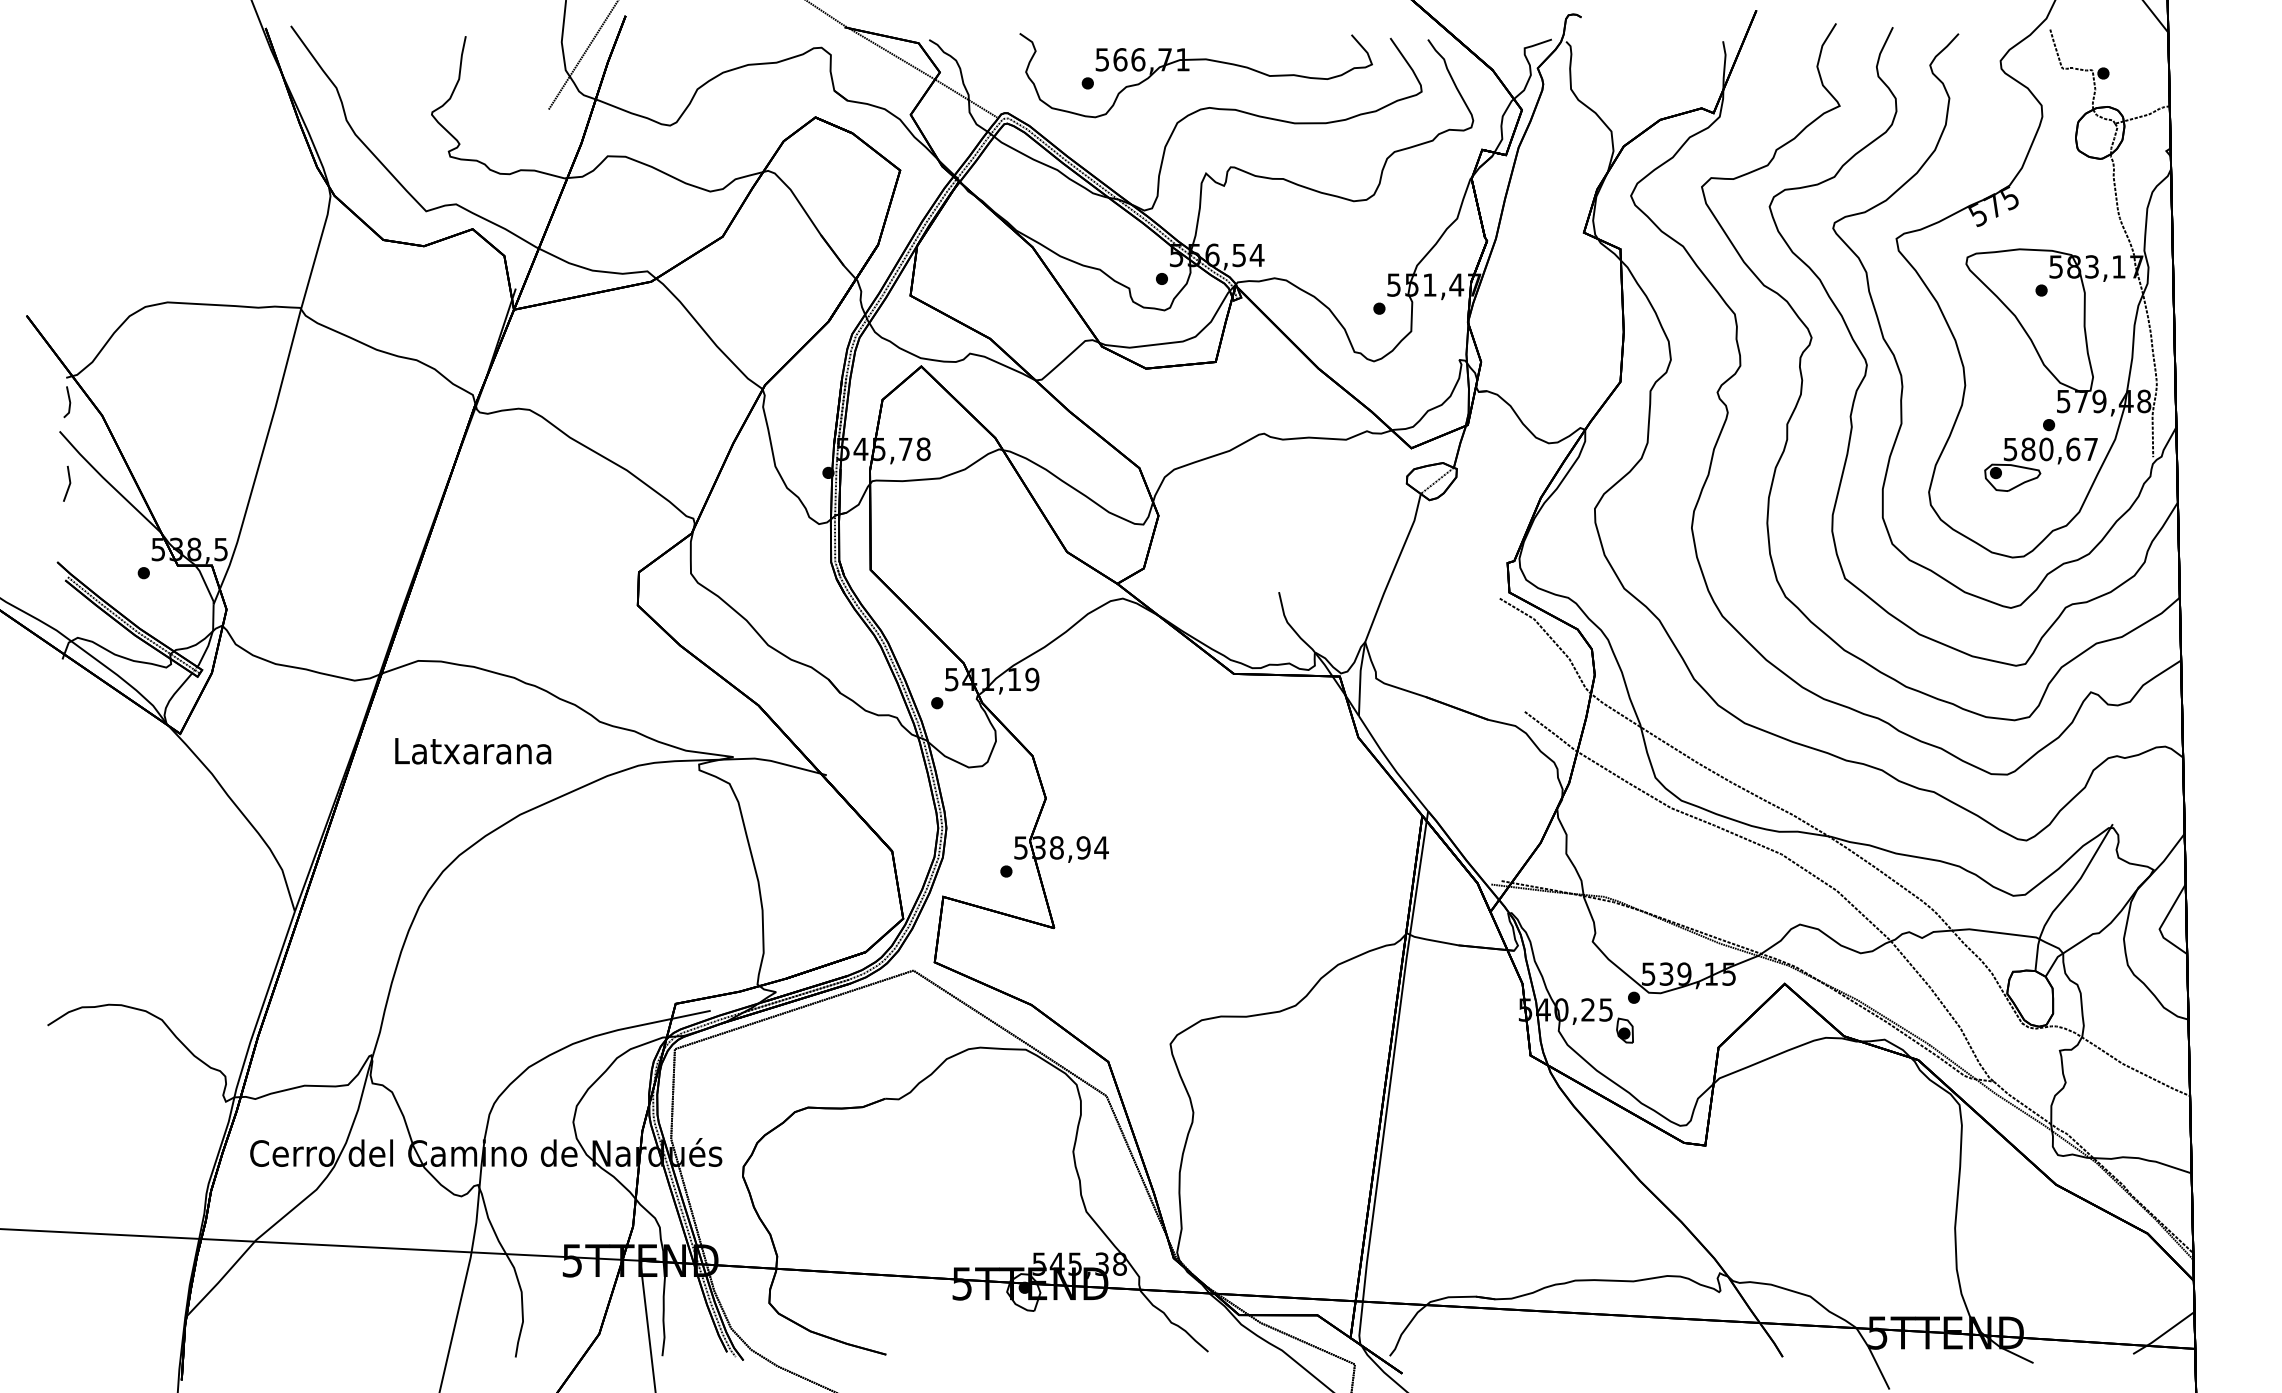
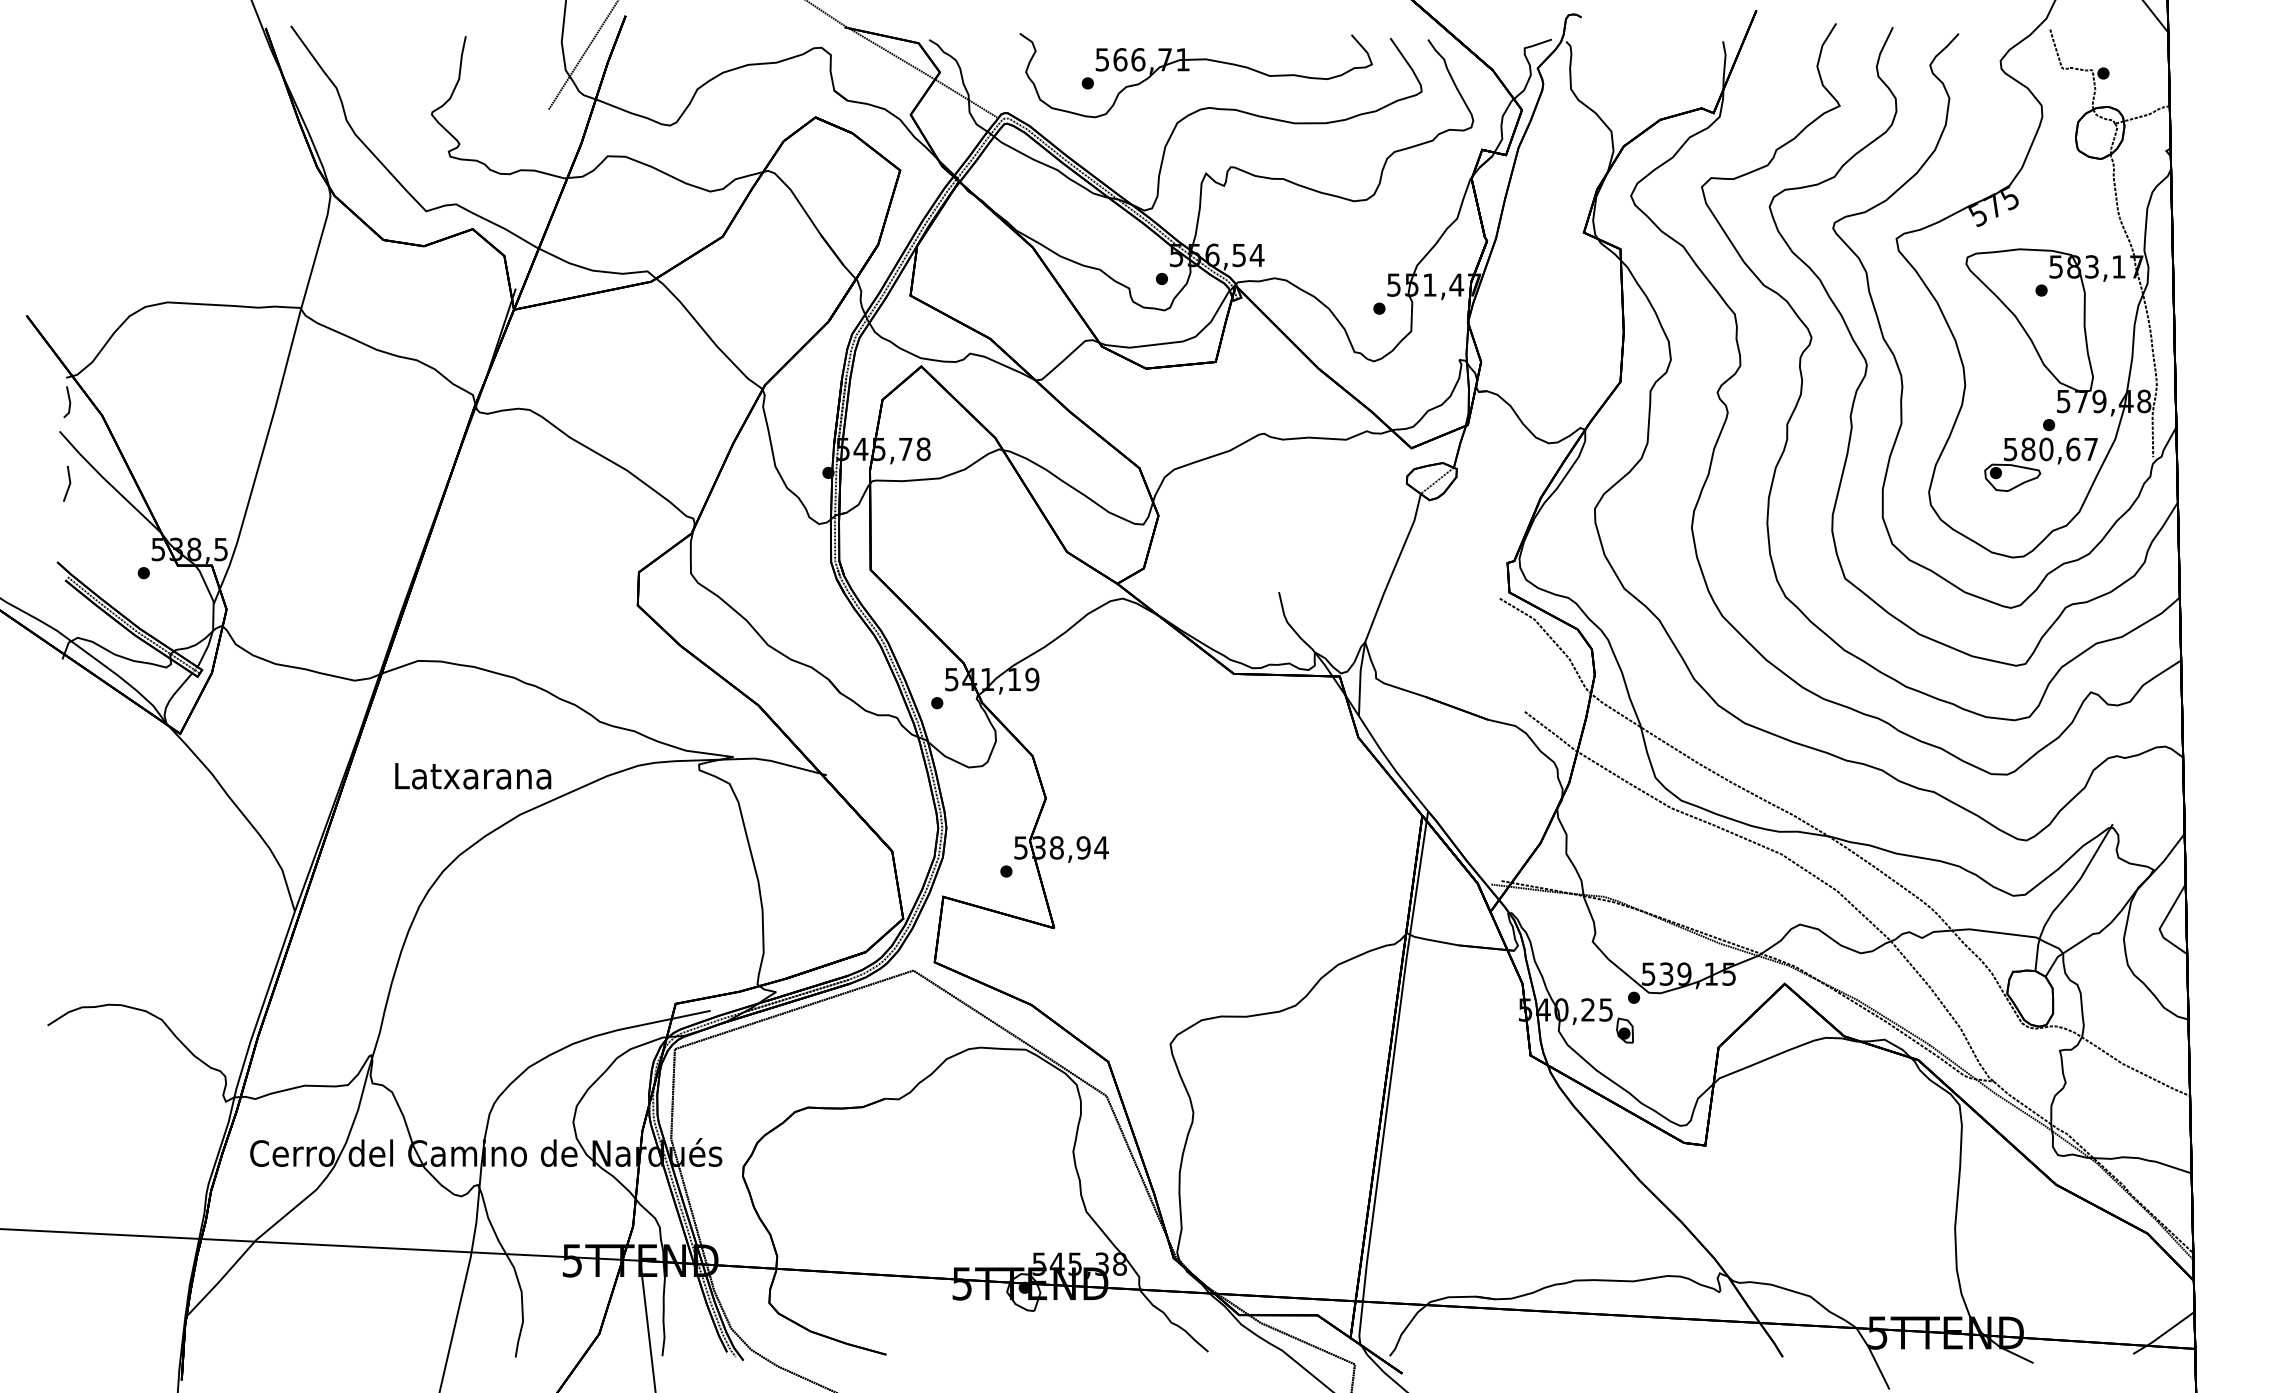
text position: (473, 751) -> (473, 776) (473, 776)
